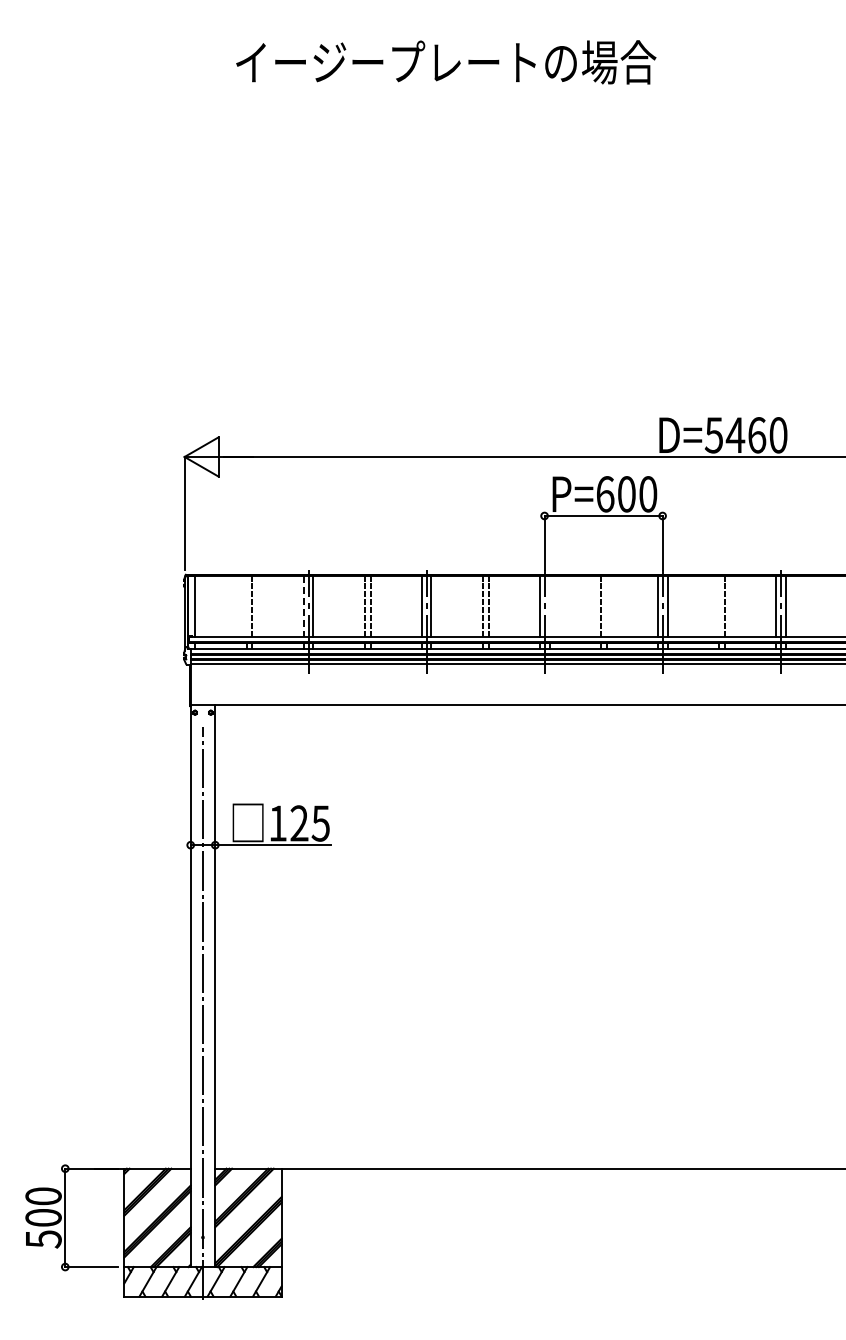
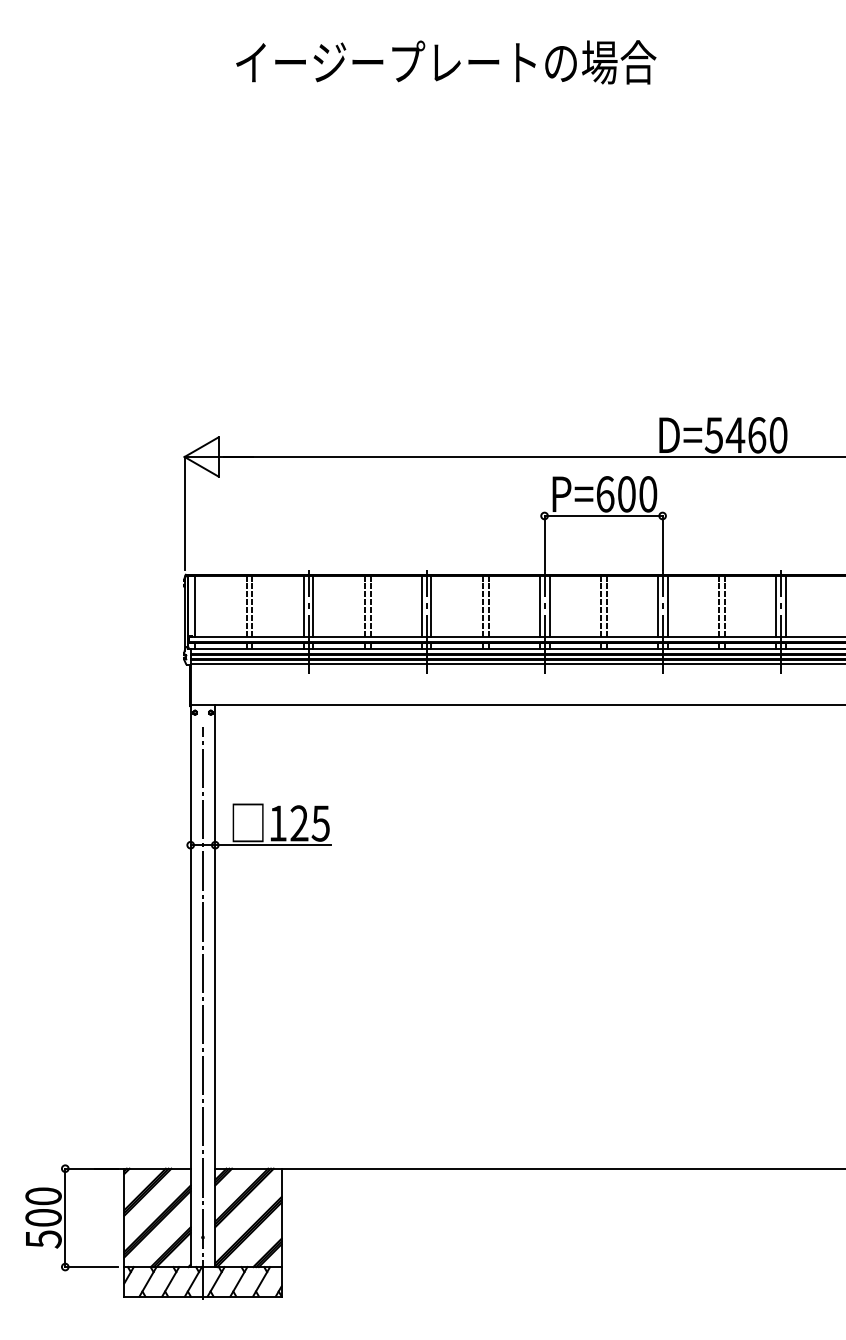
line: none -> present (246, 605)
line: none -> present (549, 605)
line: none -> present (606, 605)
line: none -> present (718, 605)
line: dashed -> solid (303, 606)
